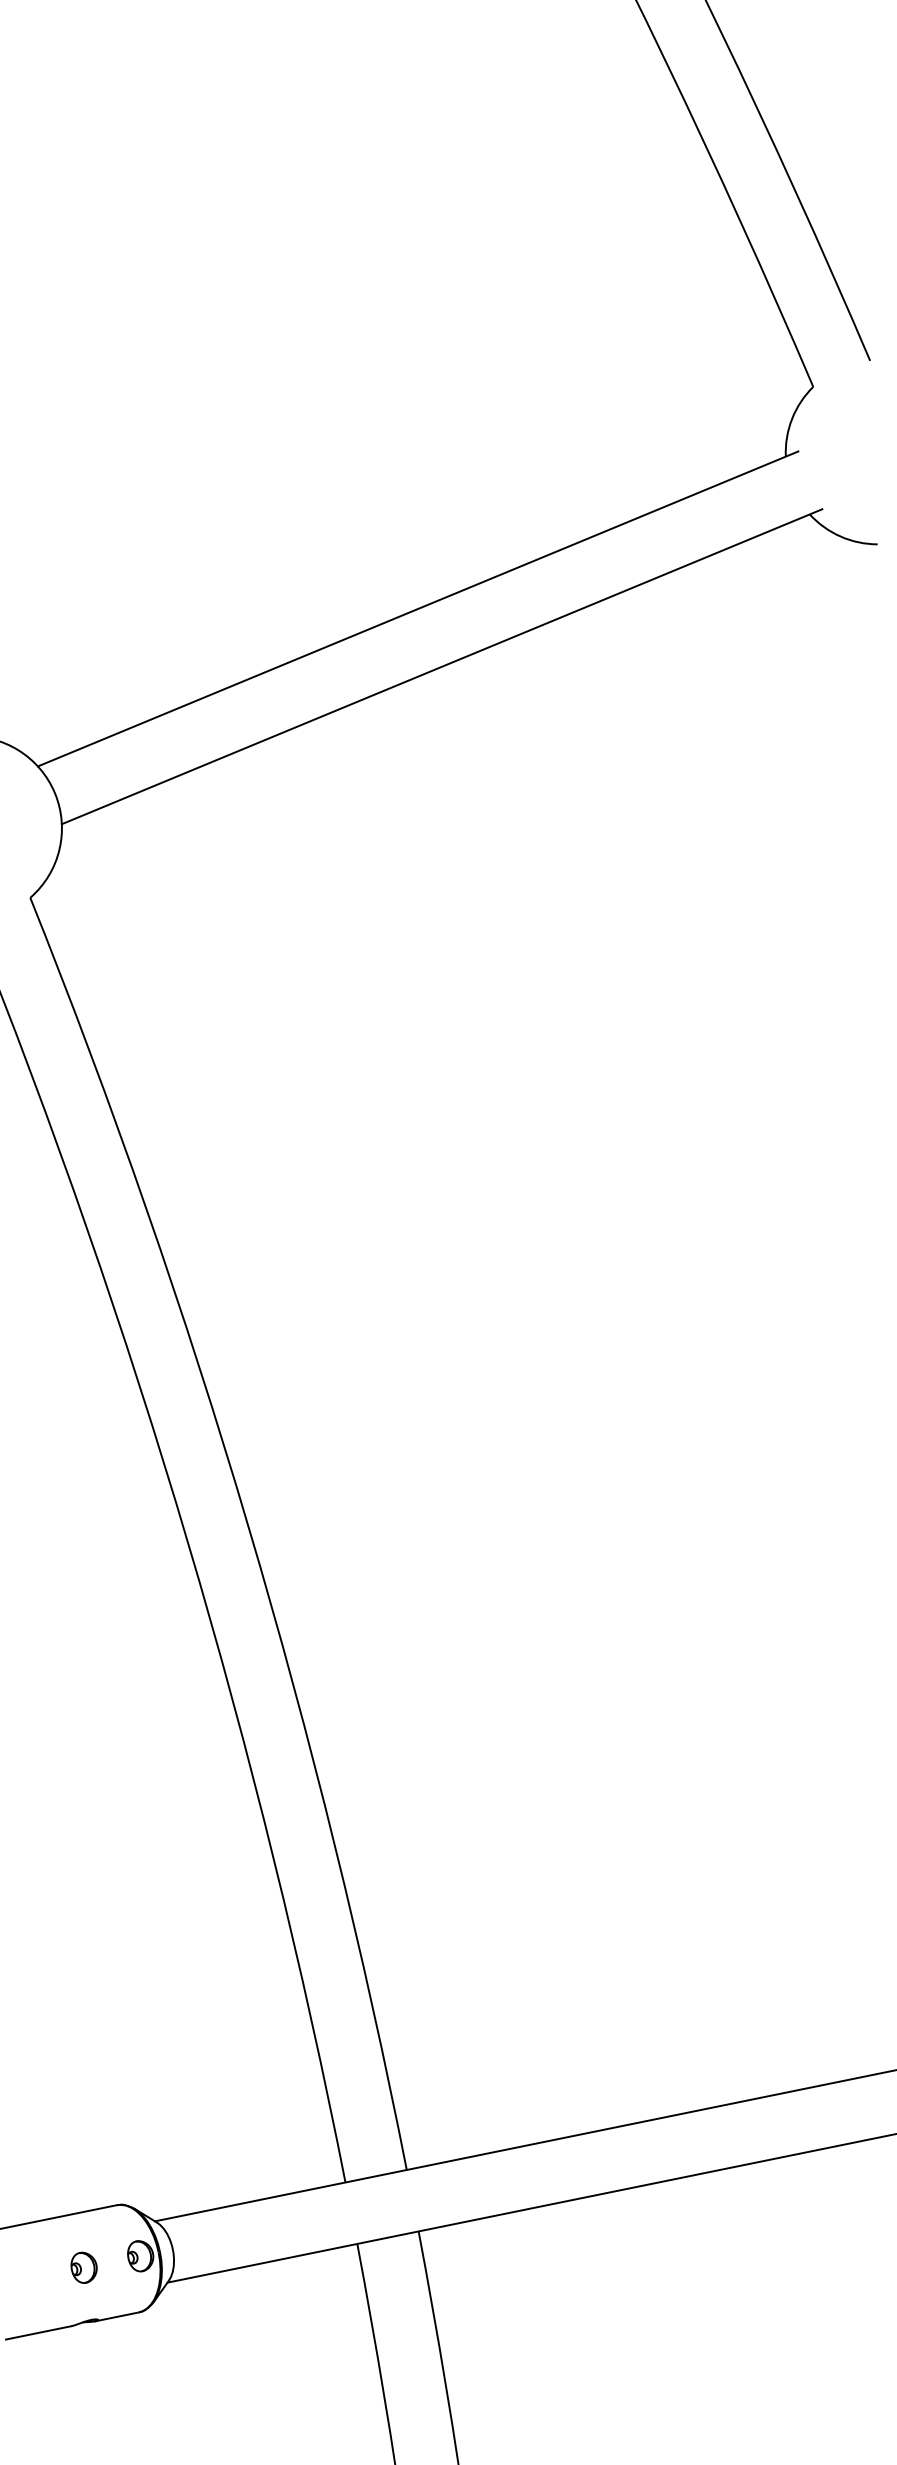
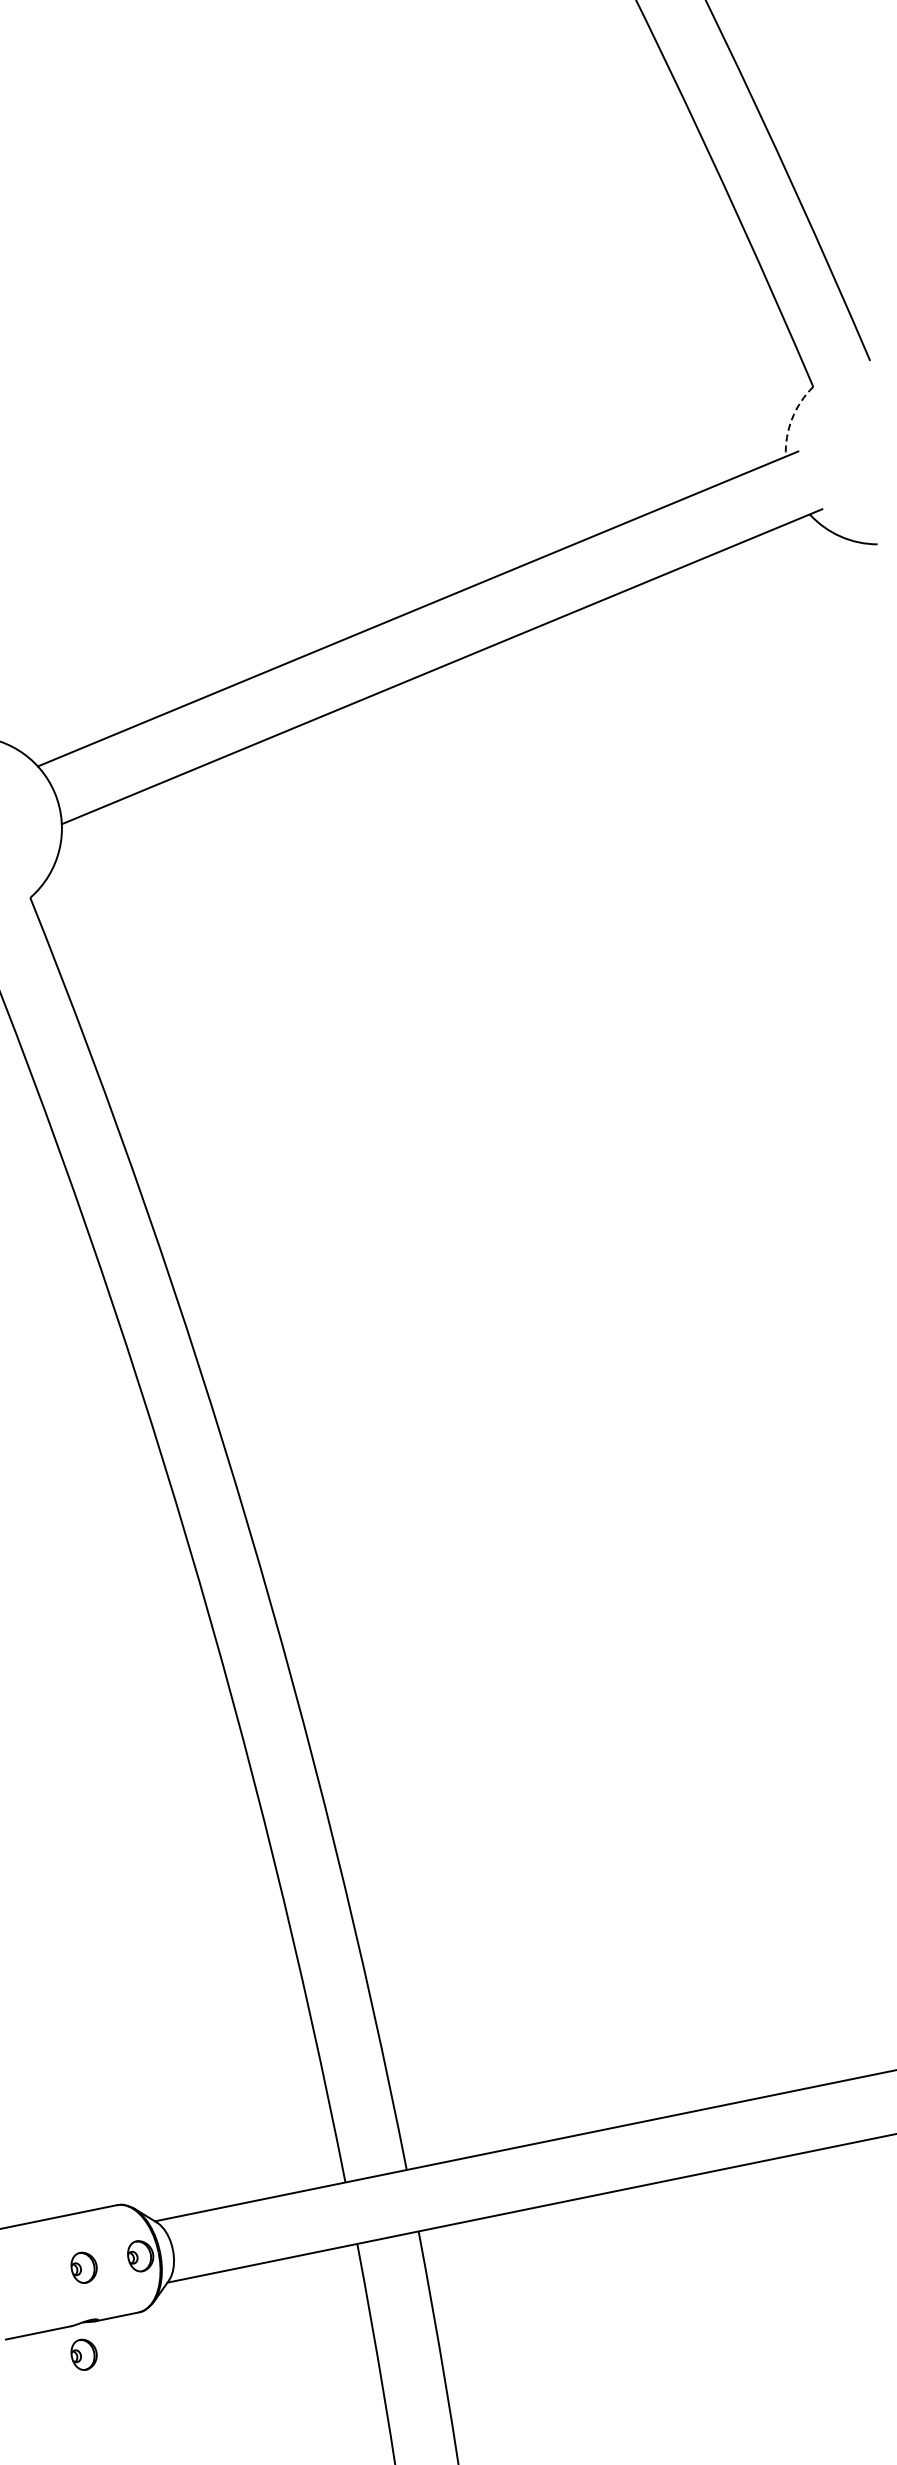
arc: solid -> dashed (792, 418)
part: none -> present (83, 2354)
